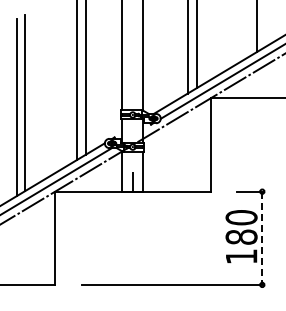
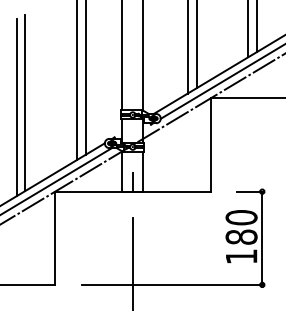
line: none -> present (248, 29)
line: dashed -> solid (262, 238)
line: none -> present (132, 262)
